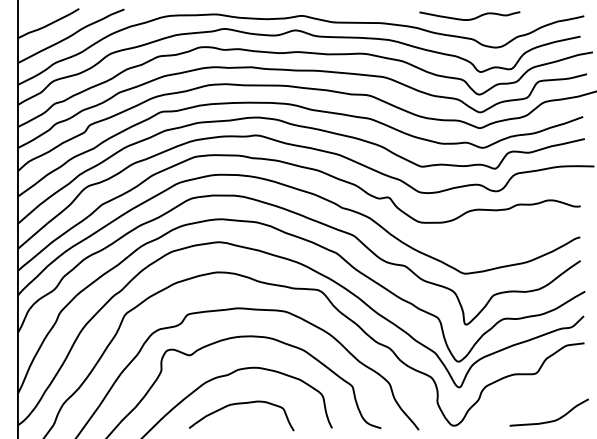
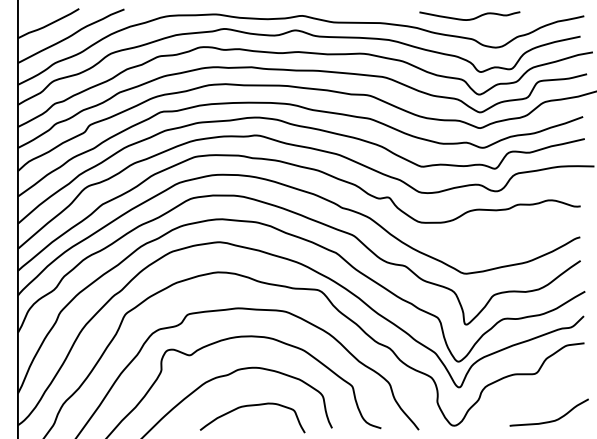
curve position: (241, 404) -> (252, 406) (252, 406)
